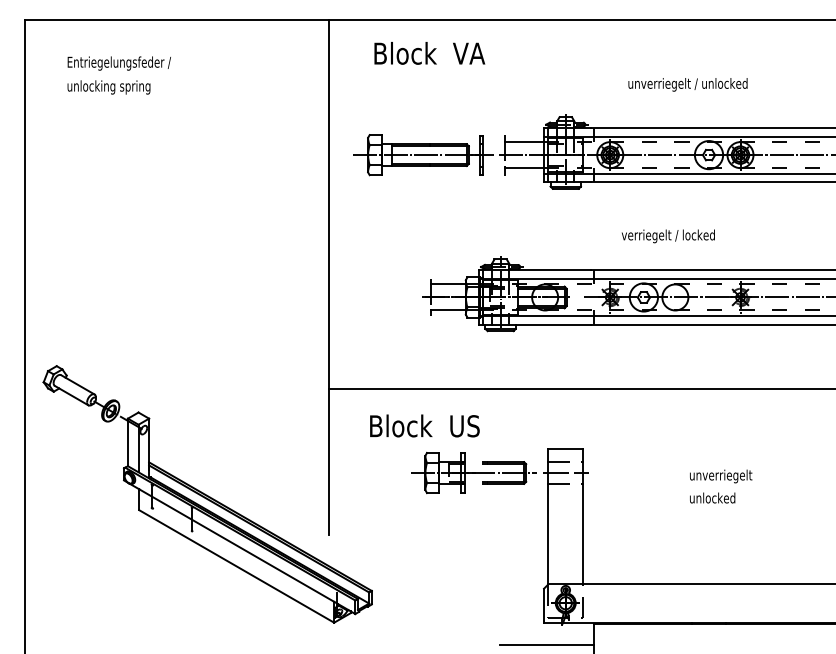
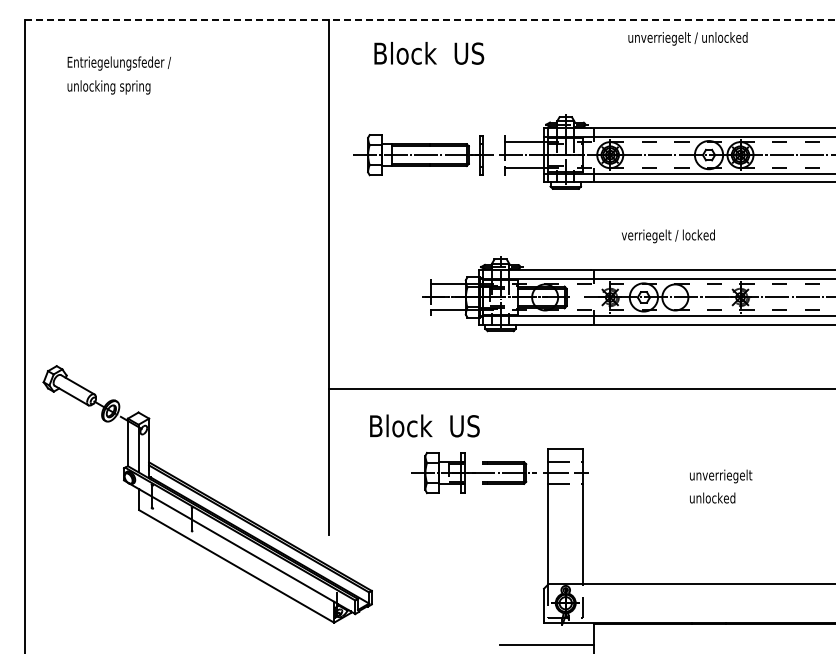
line: solid -> dashed (430, 19)
text: Block  VA -> Block  US (469, 53)
text position: (687, 84) -> (687, 38) (687, 38)
